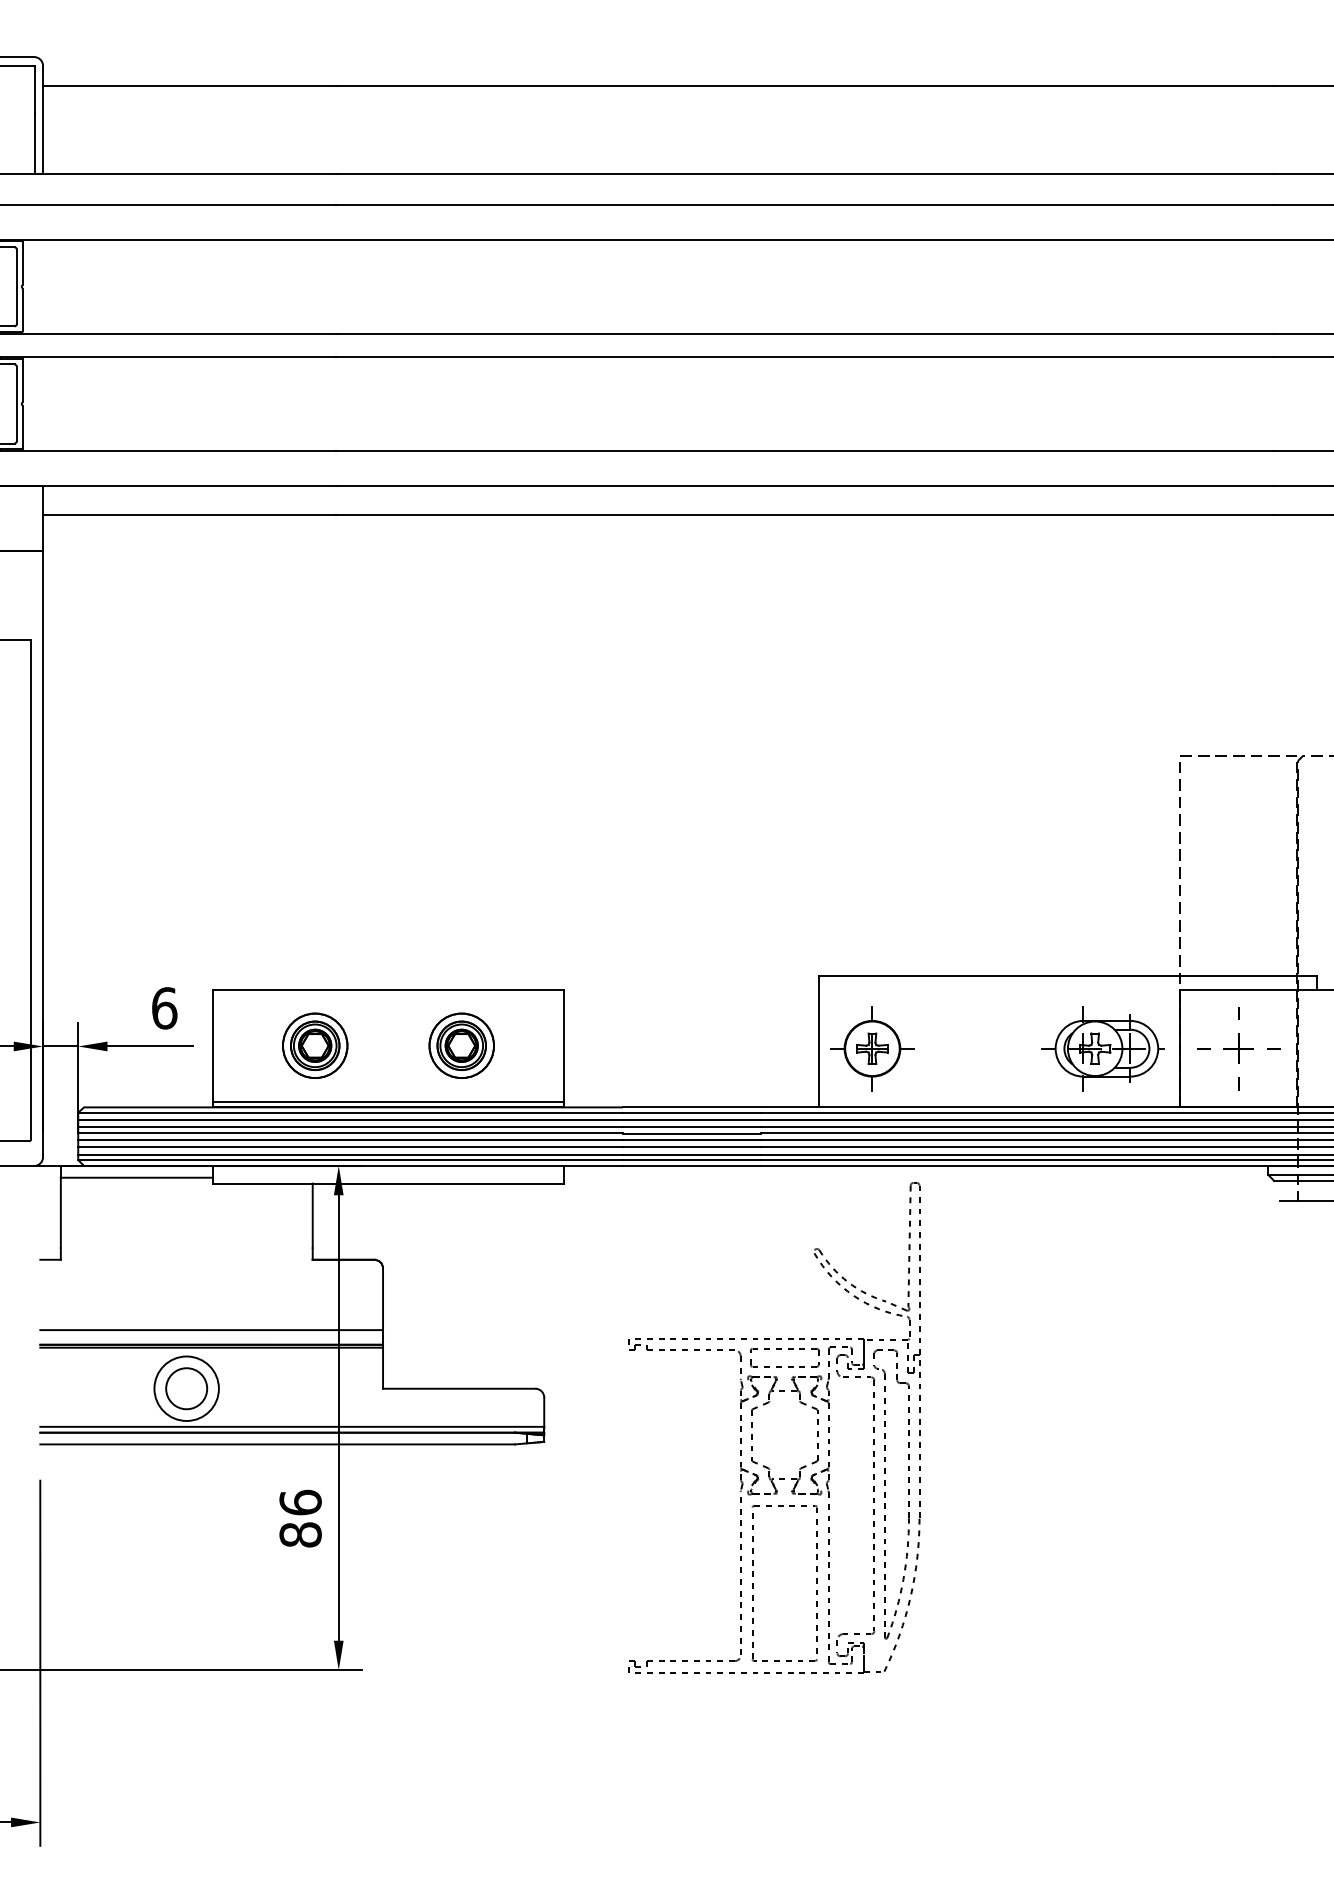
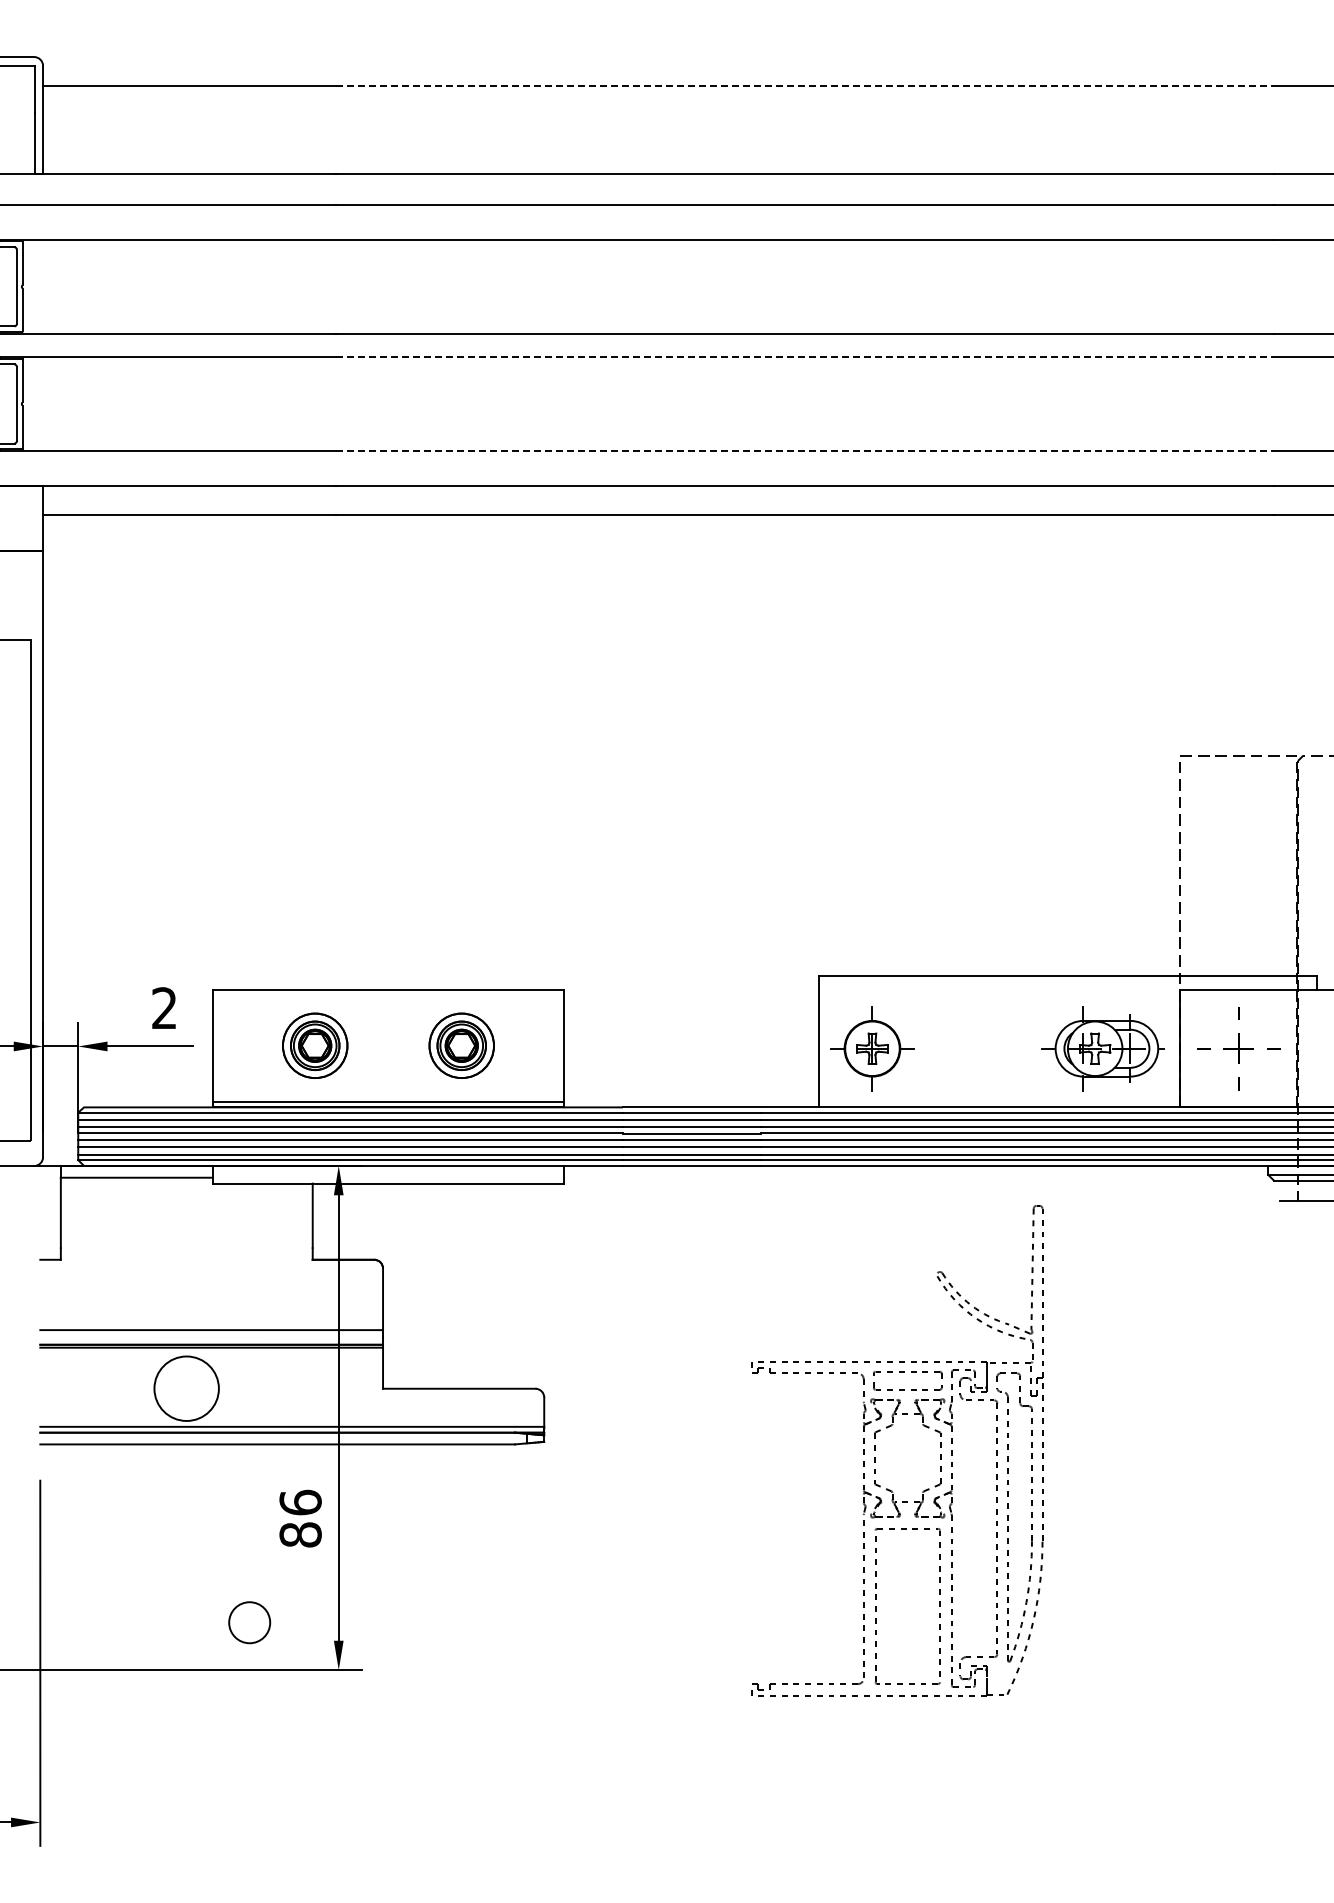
line: solid -> dashed (805, 86)
line: solid -> dashed (805, 357)
line: solid -> dashed (805, 450)
text: 6 -> 2 (164, 1008)
circle position: (186, 1388) -> (249, 1622) (249, 1622)
part position: (752, 1427) -> (875, 1450) (875, 1450)
